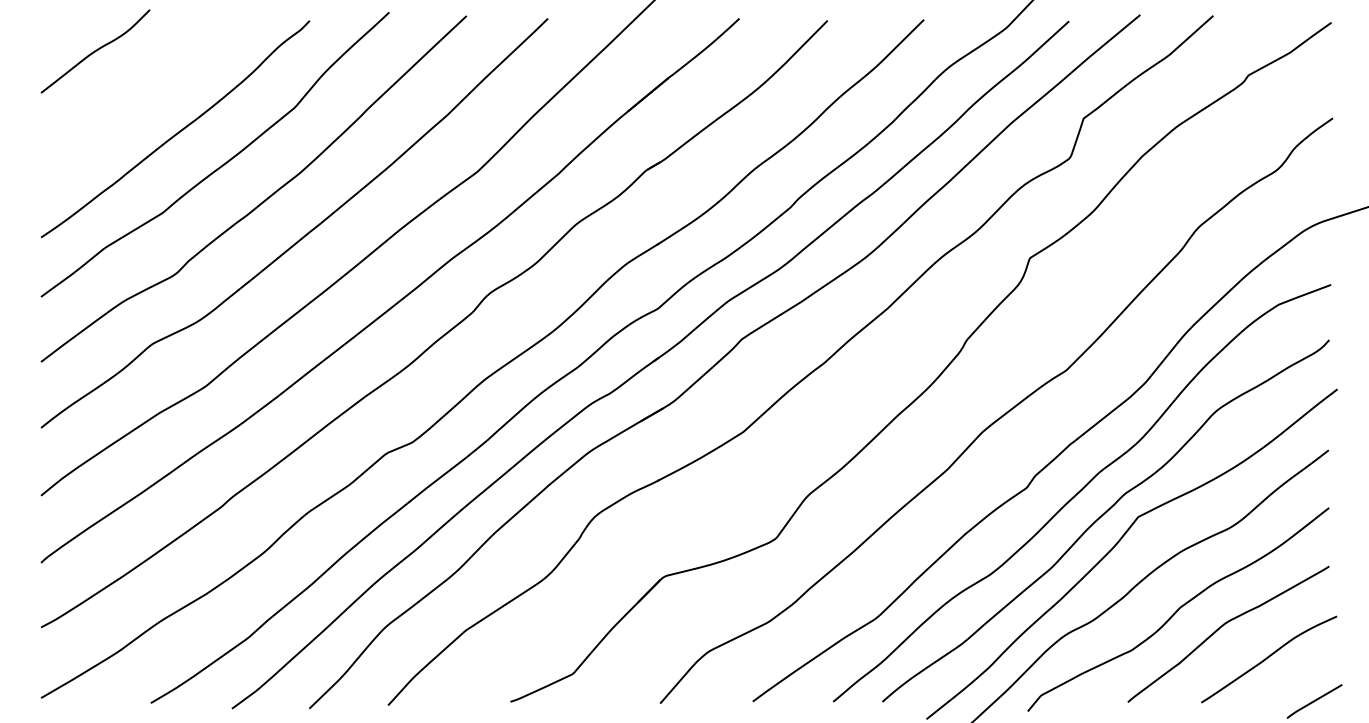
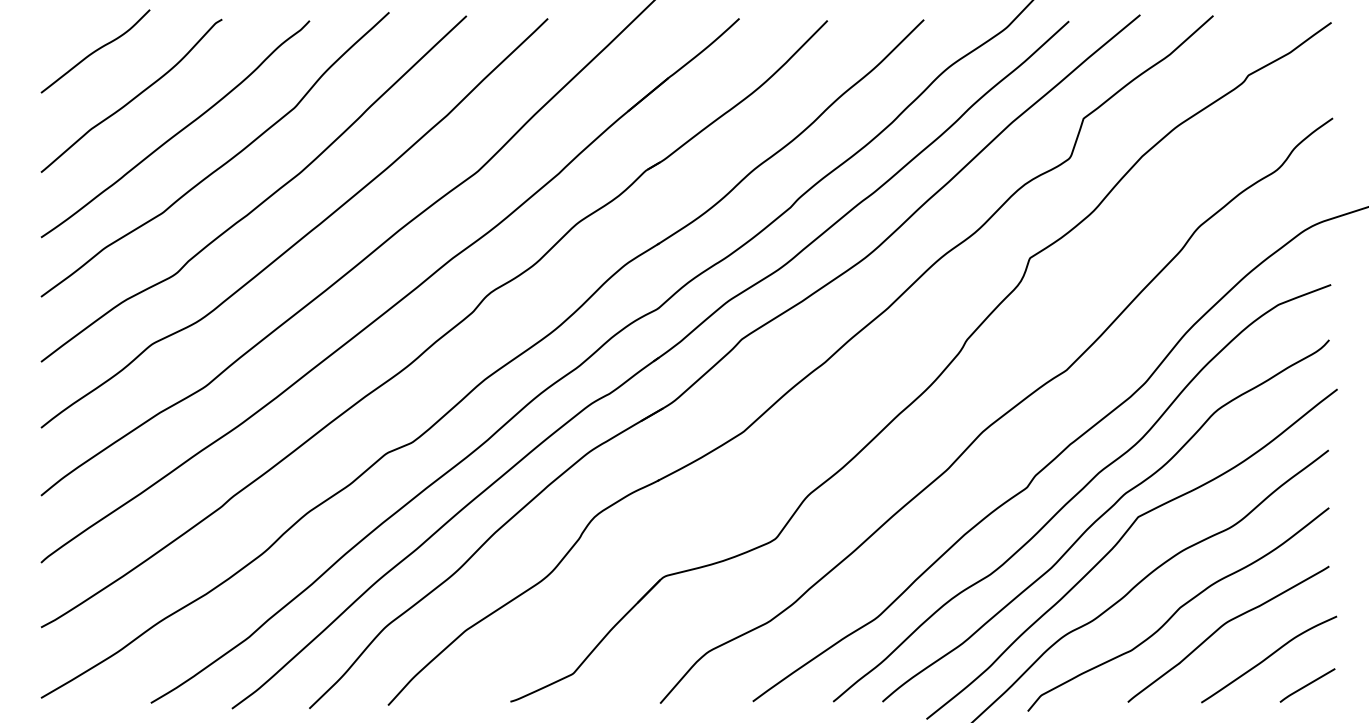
curve: none -> present (133, 97)
line position: (1314, 701) -> (1307, 685) (1307, 685)
